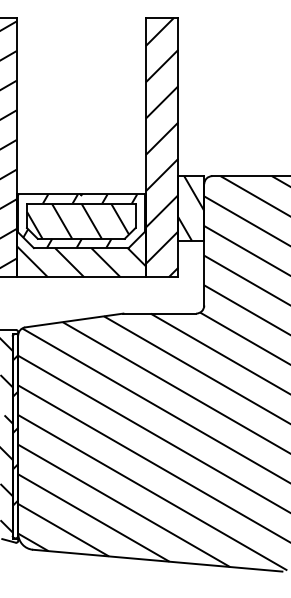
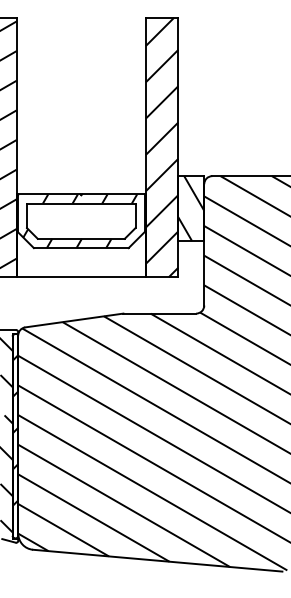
hatch: present -> none (78, 220)
hatch: present -> none (80, 243)
